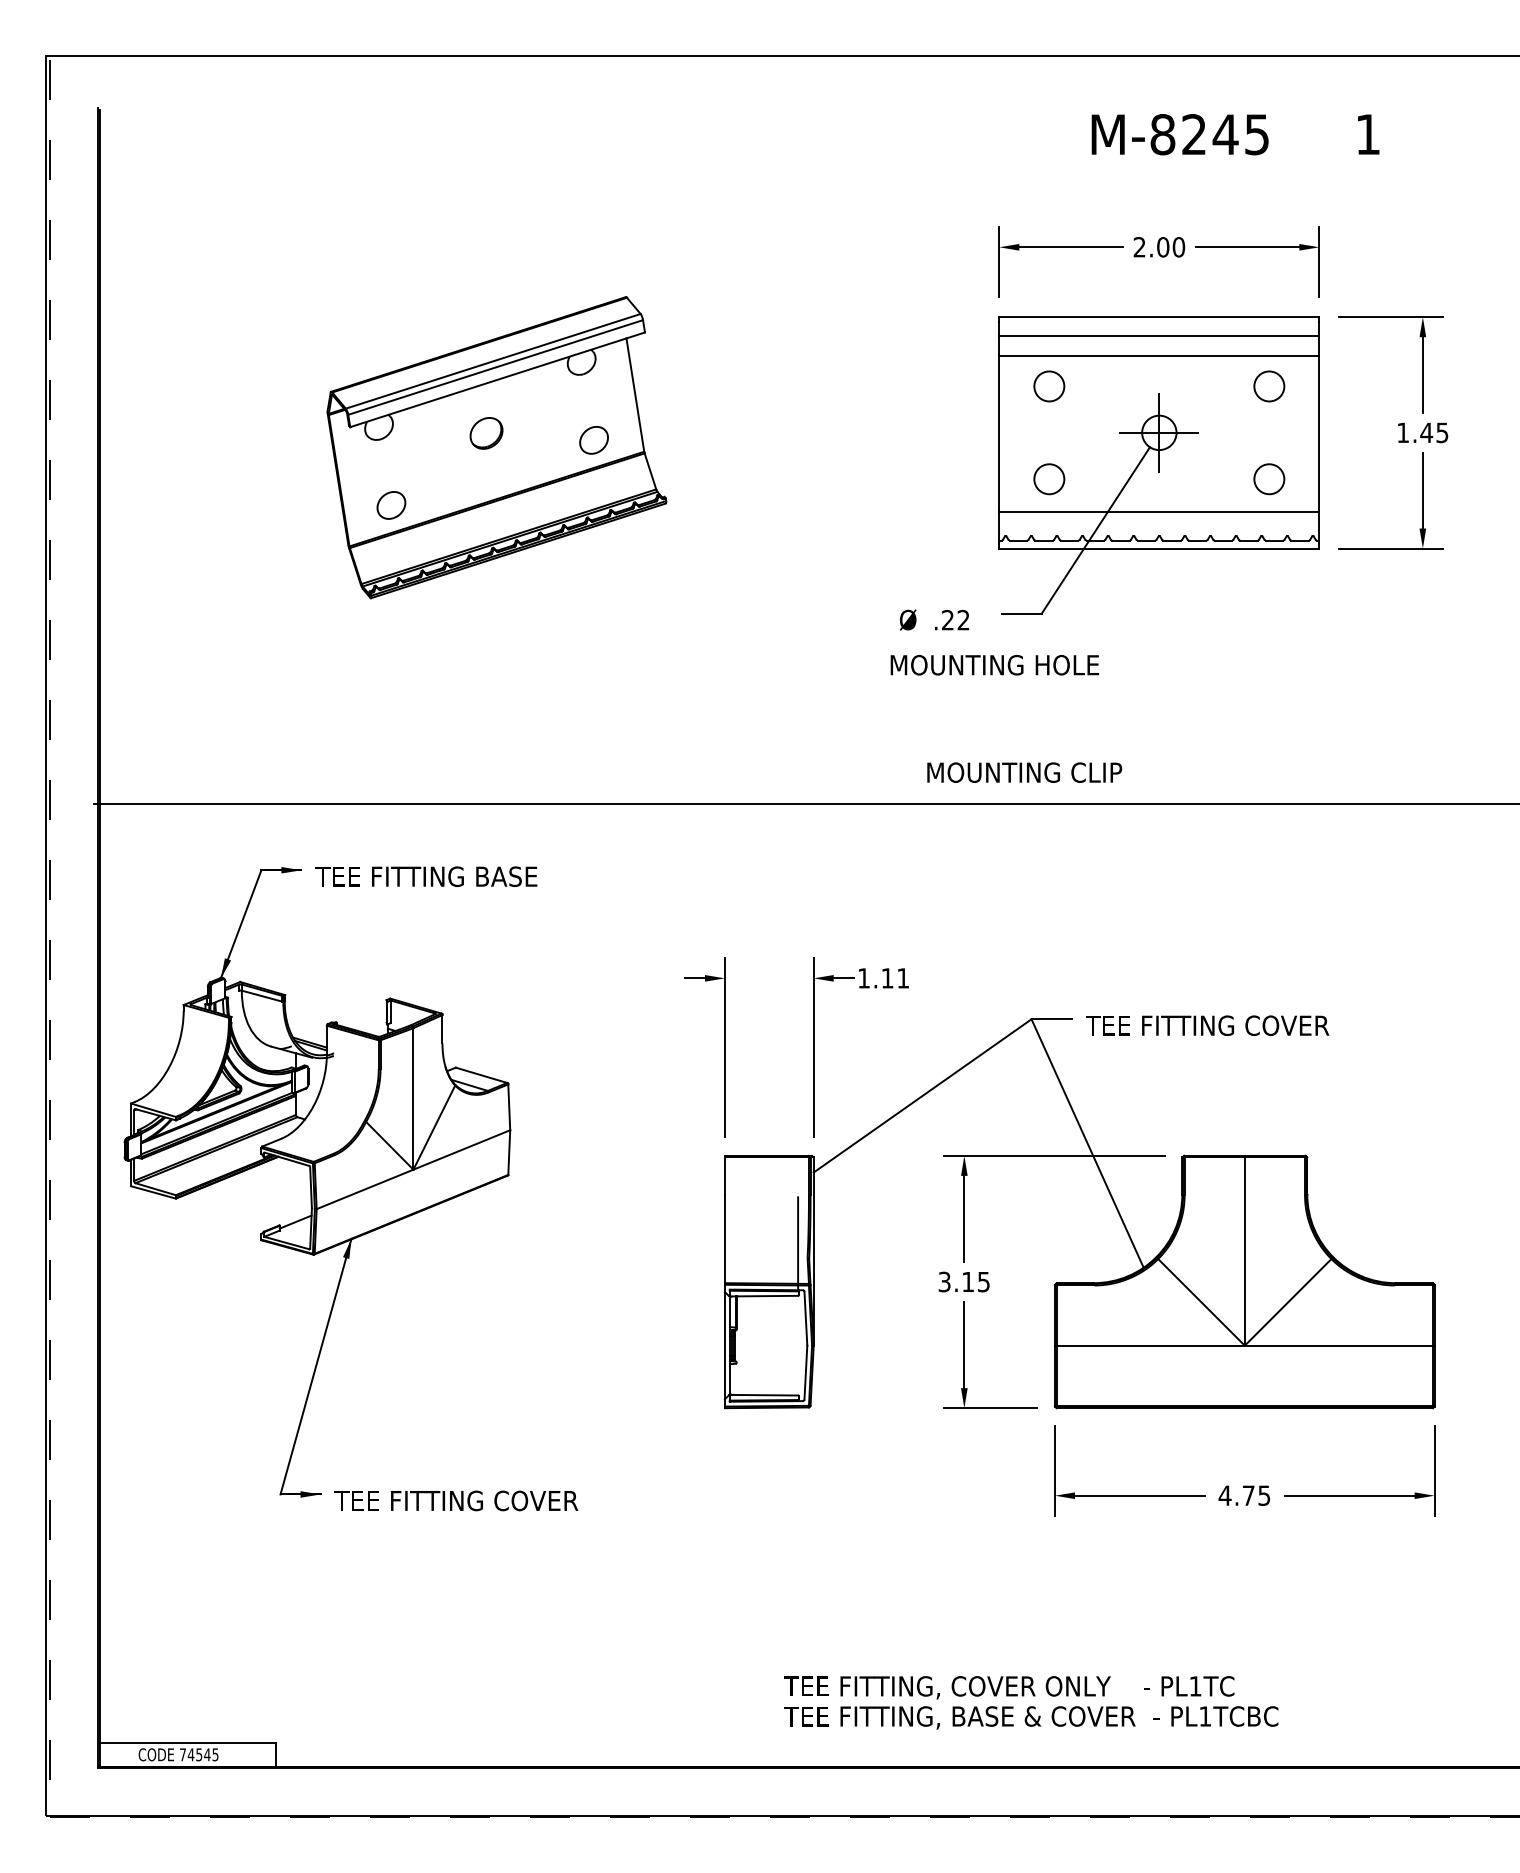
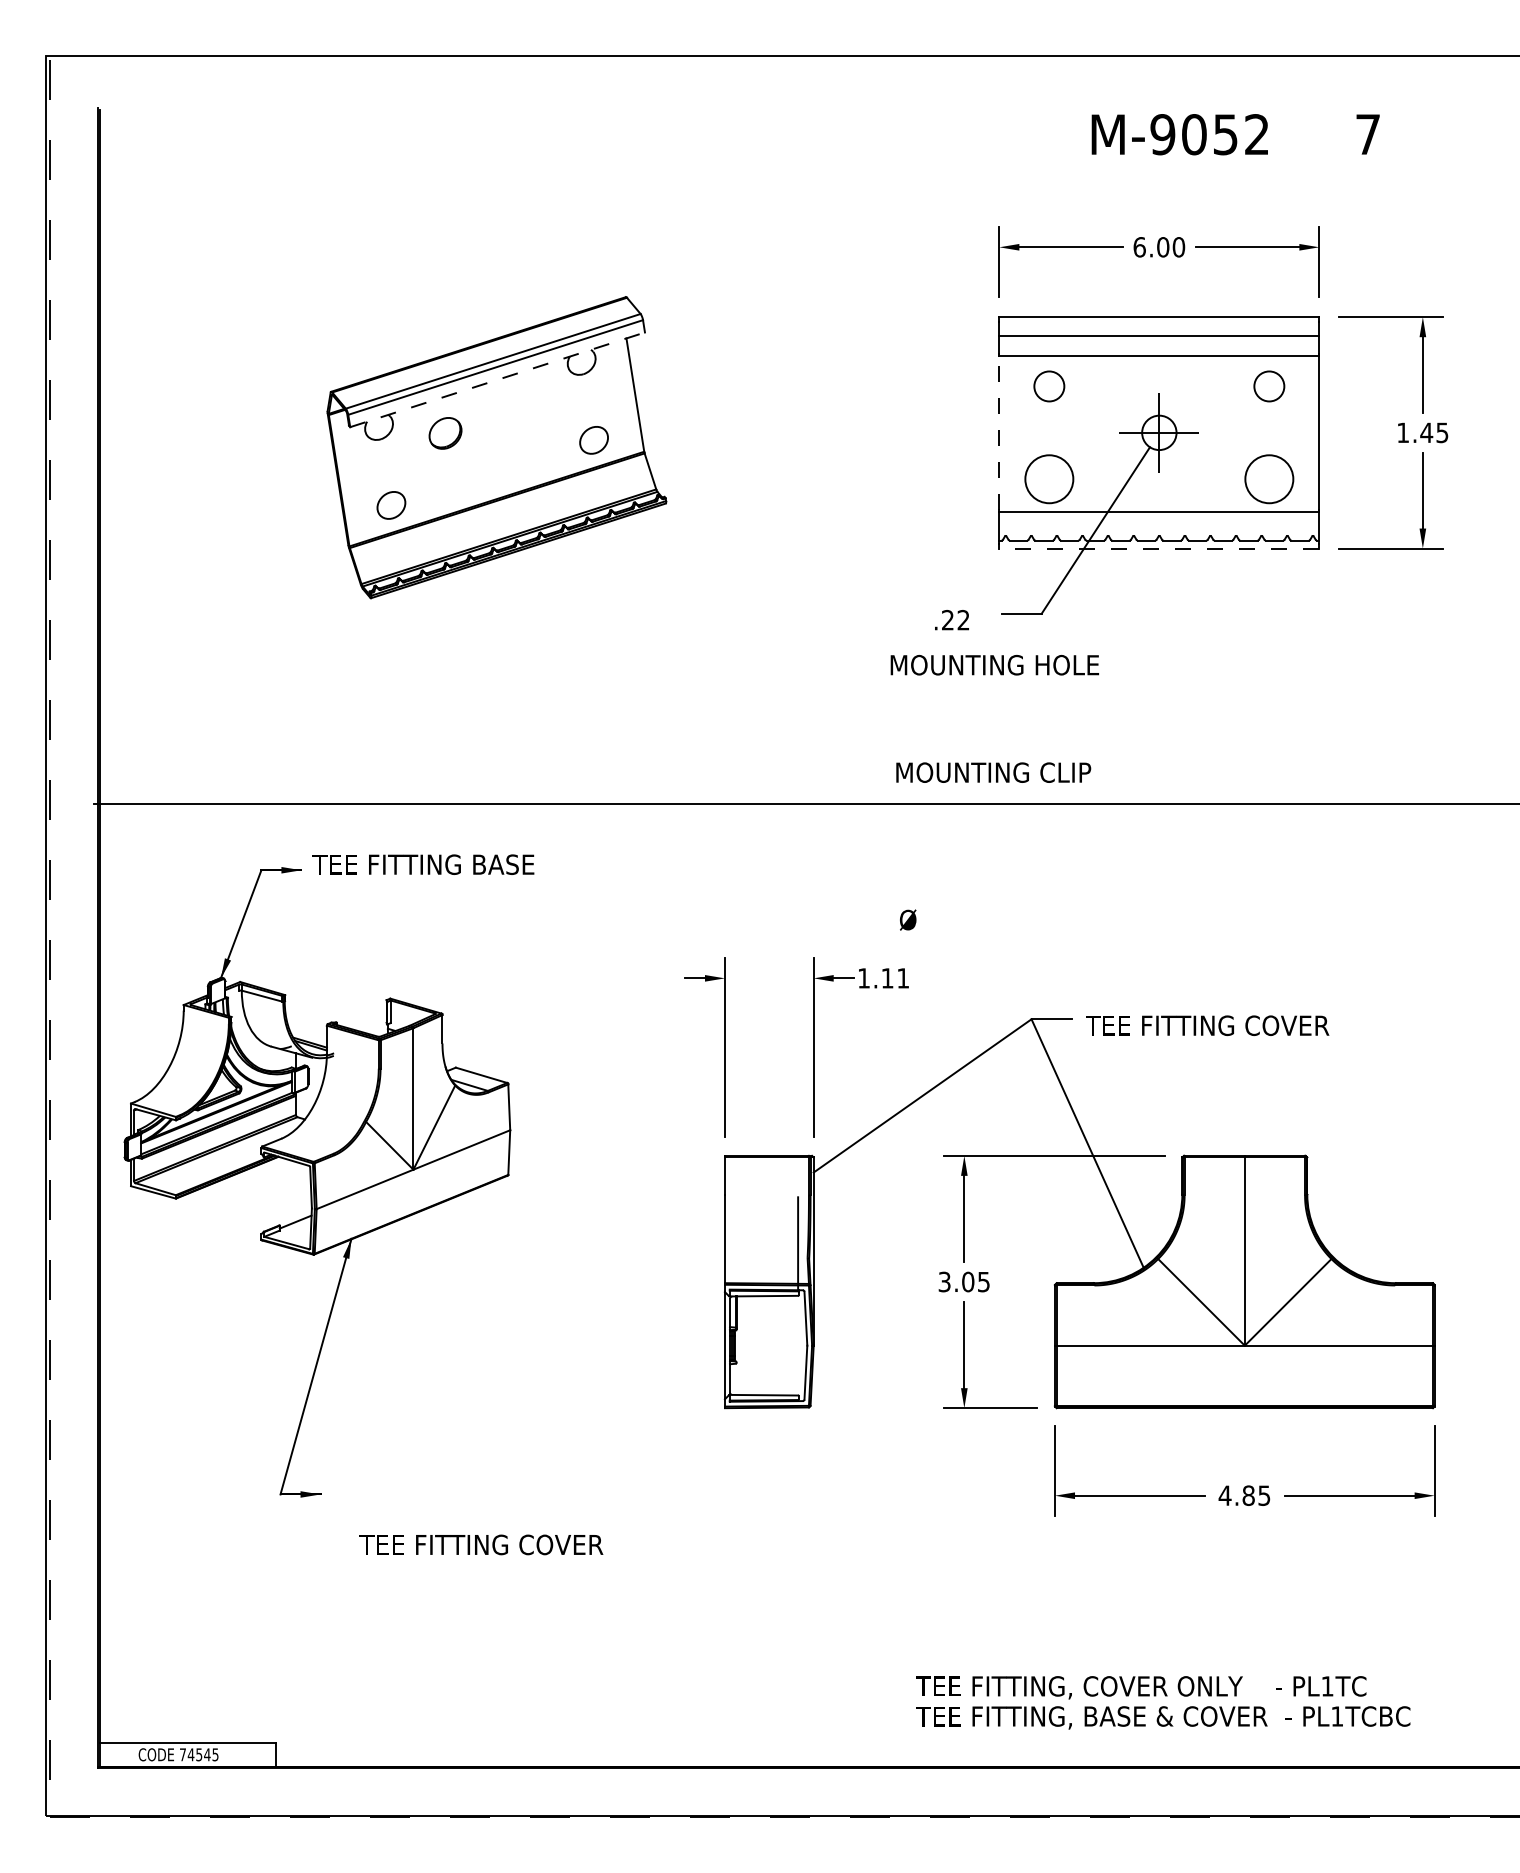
text: M-8245 -> M-9052 (1209, 134)
text: 1 -> 7 (1367, 134)
text: 2.00 -> 6.00 (1139, 247)
line: solid -> dashed (497, 379)
line: solid -> dashed (999, 432)
part position: (486, 433) -> (445, 433) (445, 433)
circle diameter: 30 px -> 48 px (1049, 479)
circle diameter: 30 px -> 48 px (1269, 479)
line: solid -> dashed (1159, 548)
text position: (908, 619) -> (908, 919) (908, 919)
text position: (1024, 772) -> (993, 772) (993, 772)
text position: (426, 876) -> (423, 864) (423, 864)
text: 3.15 -> 3.05 (968, 1281)
text: 4.75 -> 4.85 (1248, 1495)
text position: (456, 1500) -> (481, 1544) (481, 1544)
text position: (1031, 1702) -> (1163, 1702) (1163, 1702)
